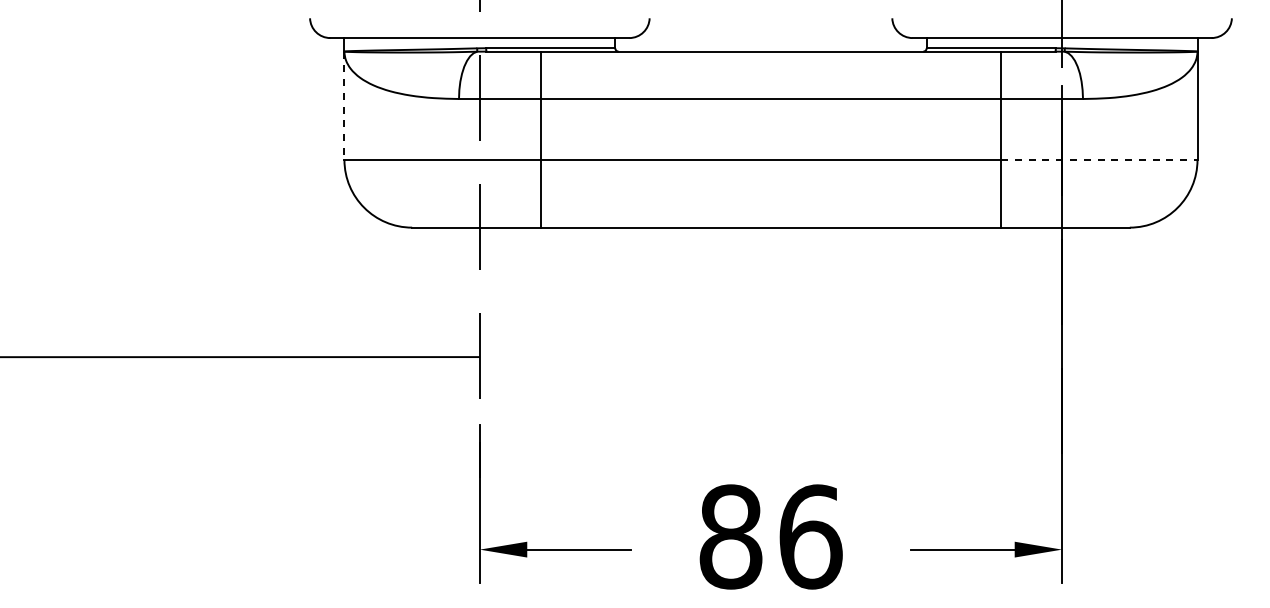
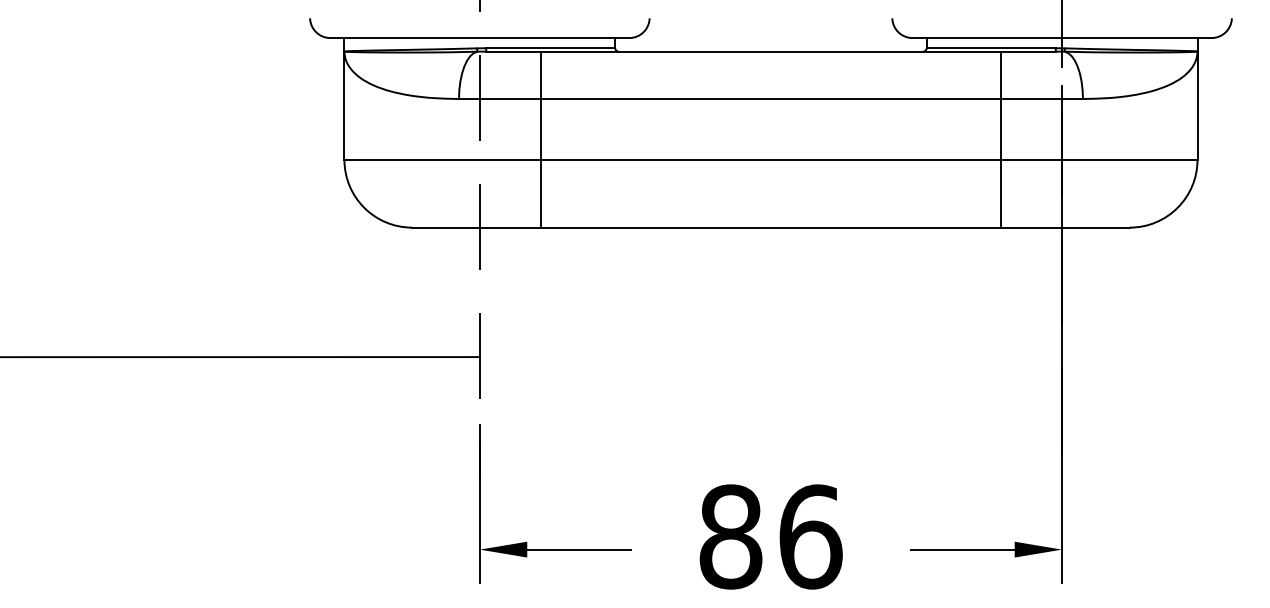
line: dashed -> solid (344, 106)
line: dashed -> solid (1099, 159)
